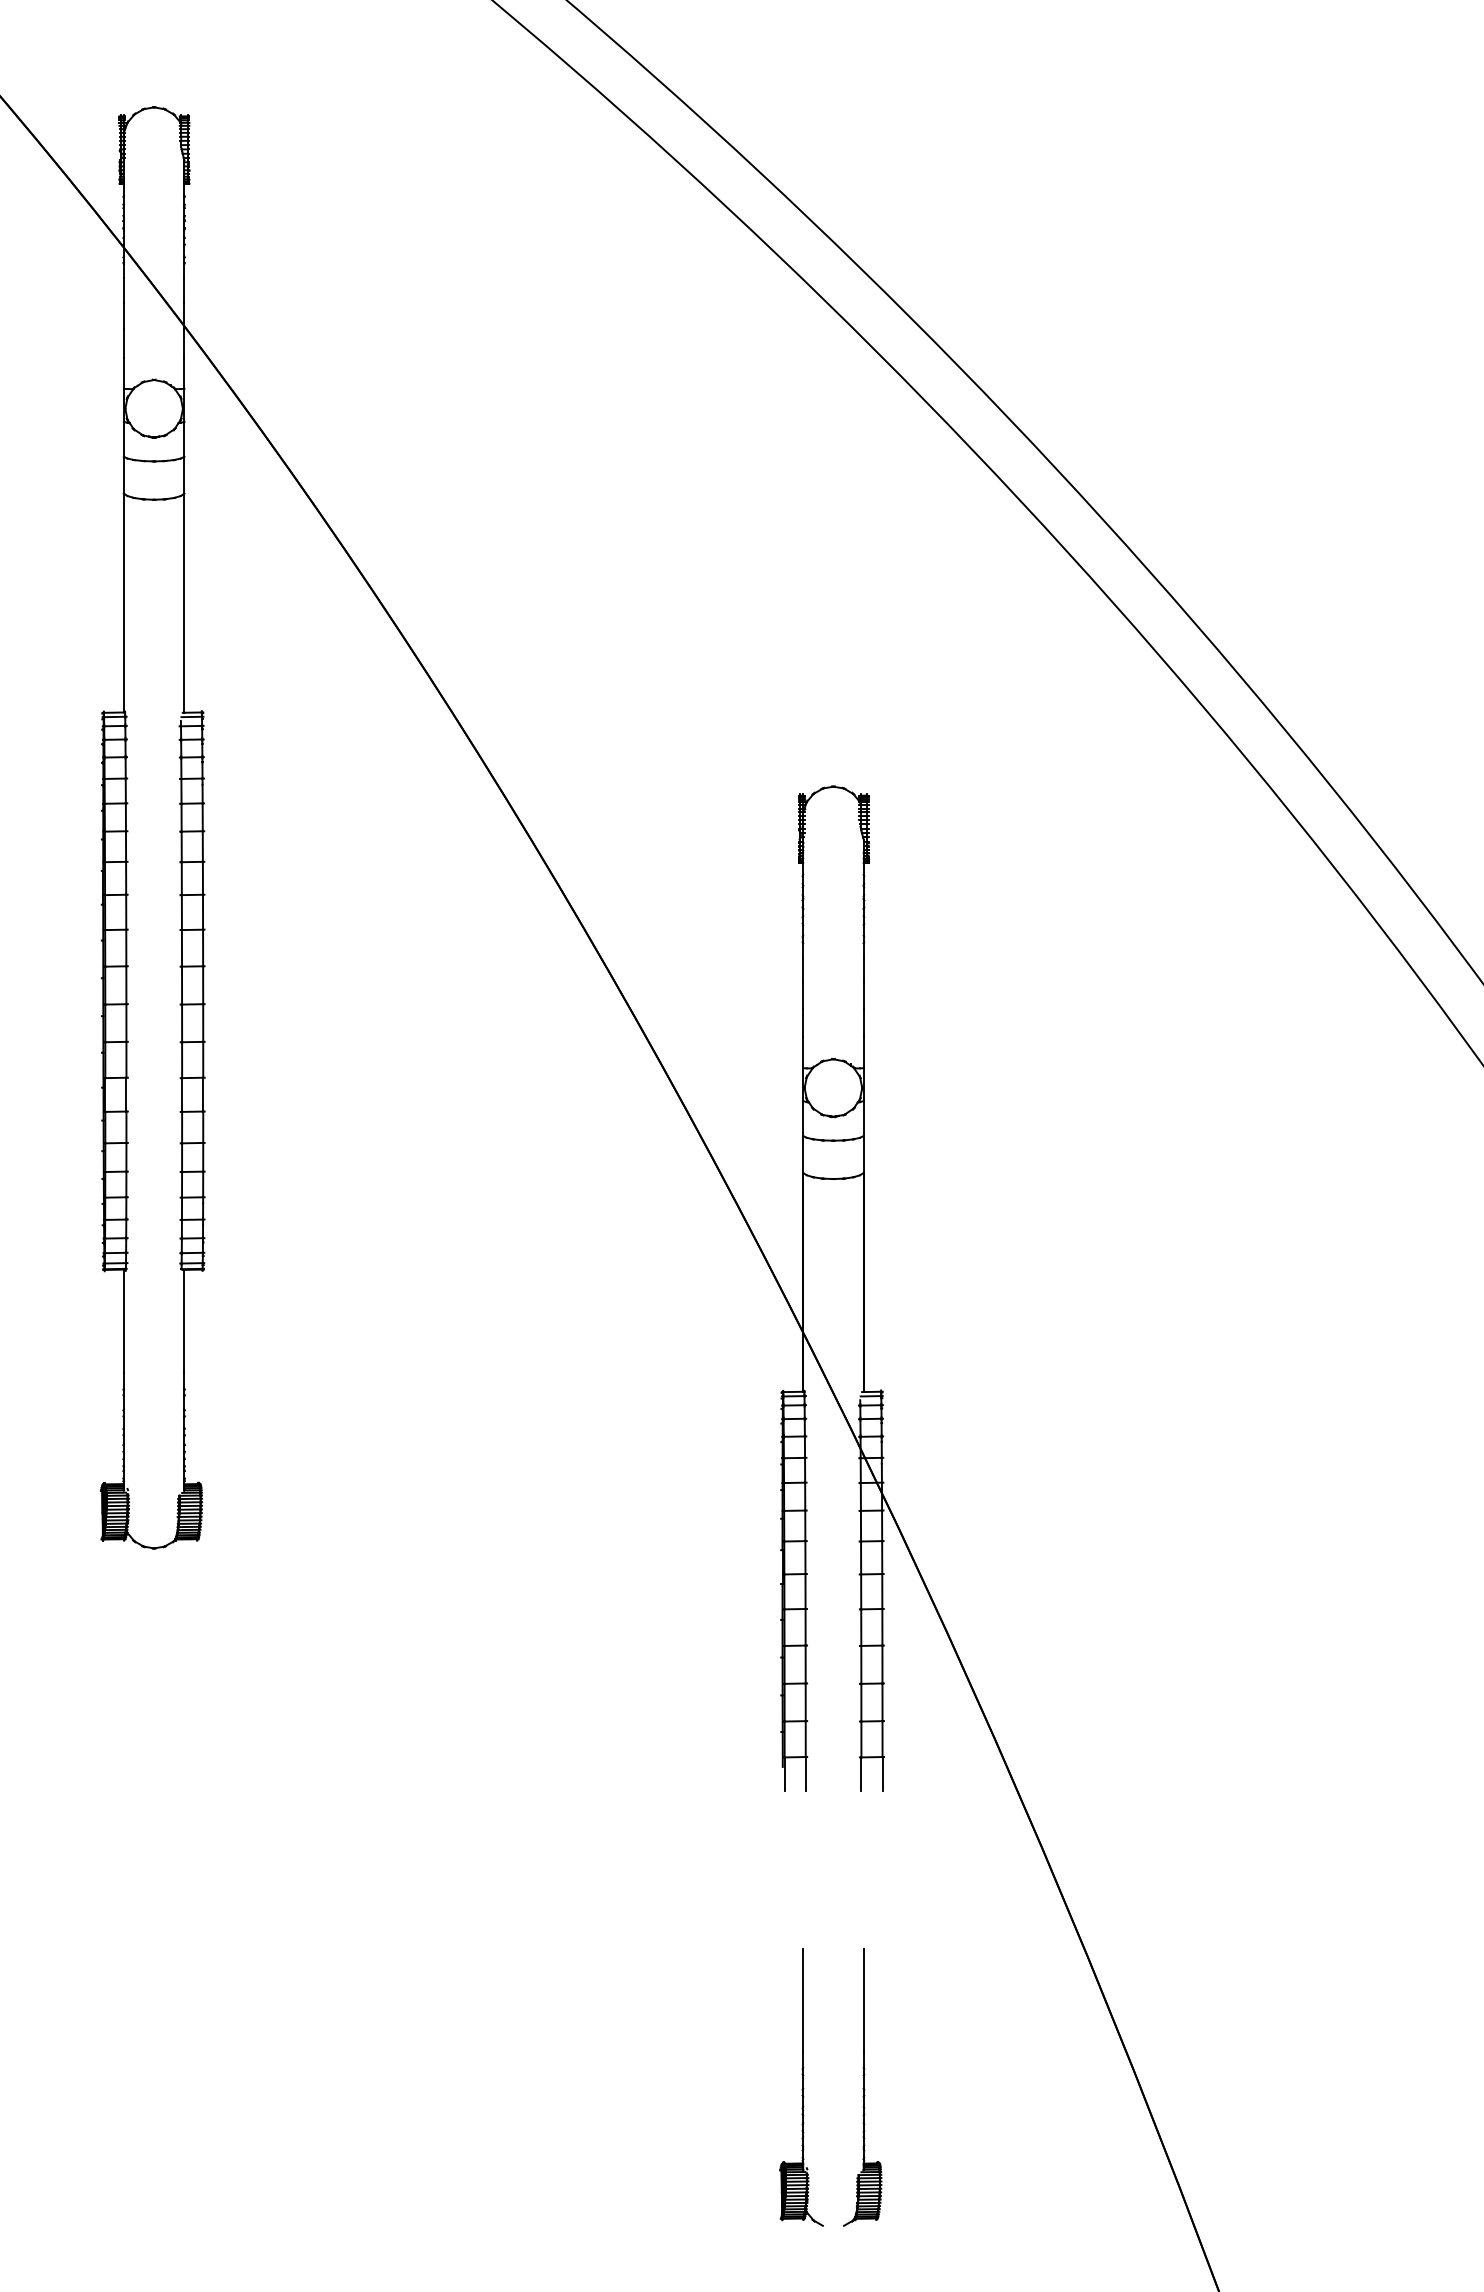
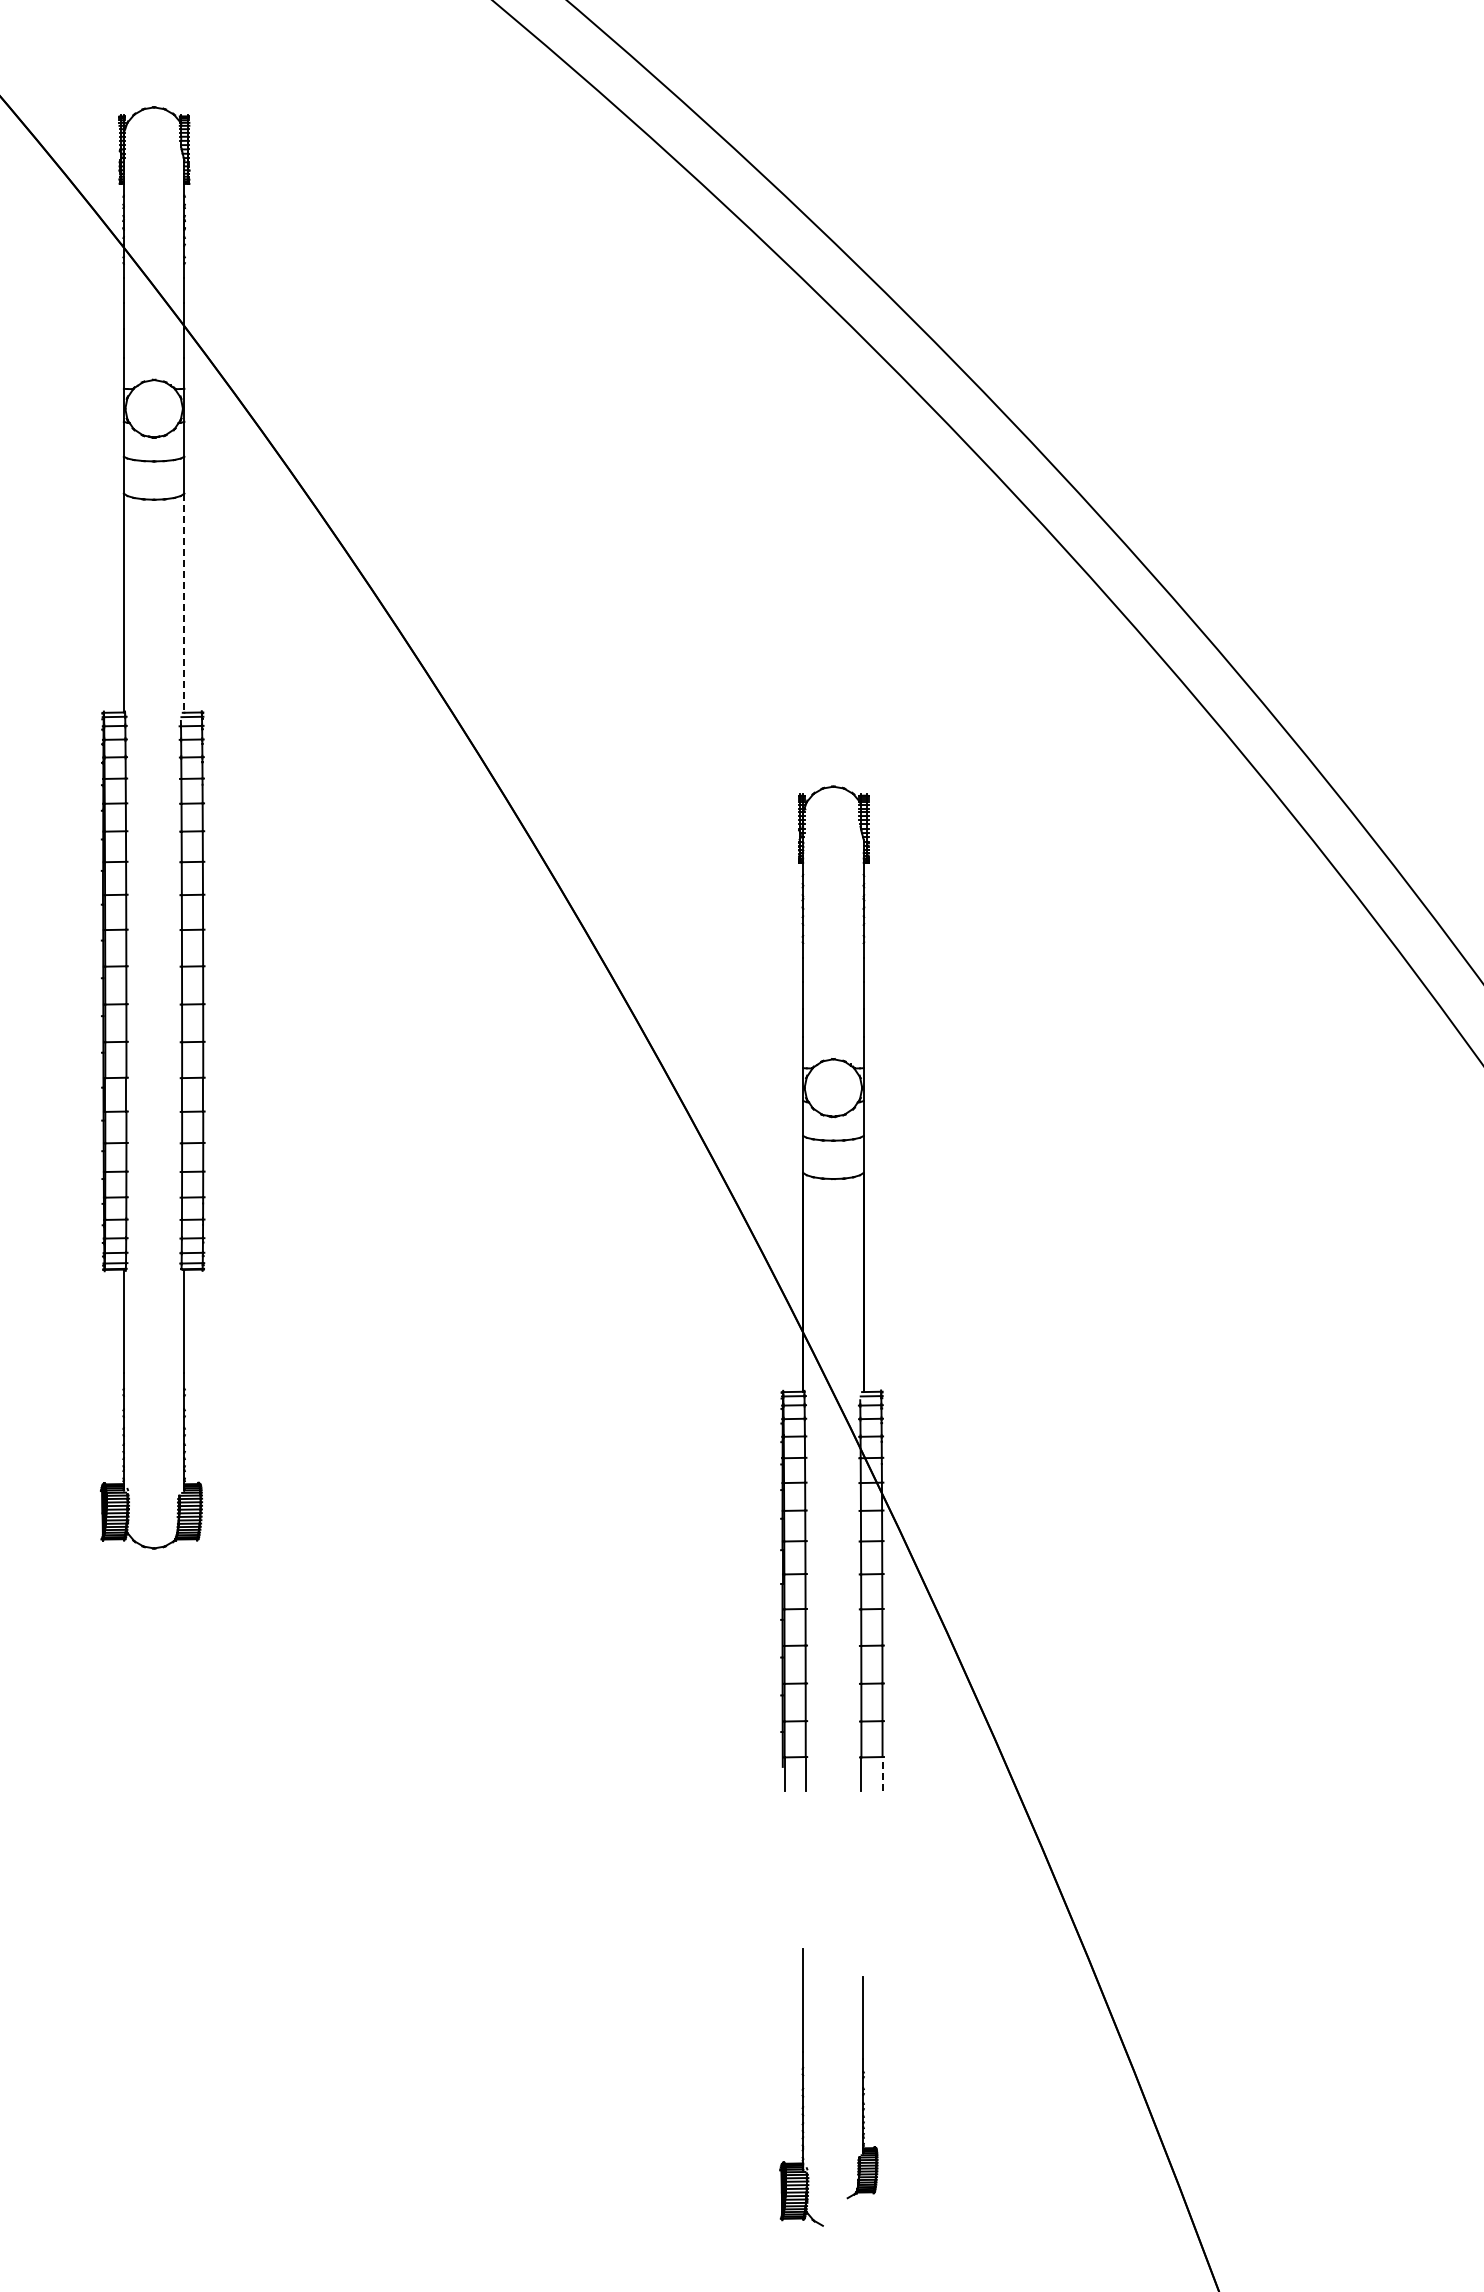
line: solid -> dashed (184, 603)
line: solid -> dashed (882, 1773)
part size: 41x279 px -> 33x224 px (862, 2087)
